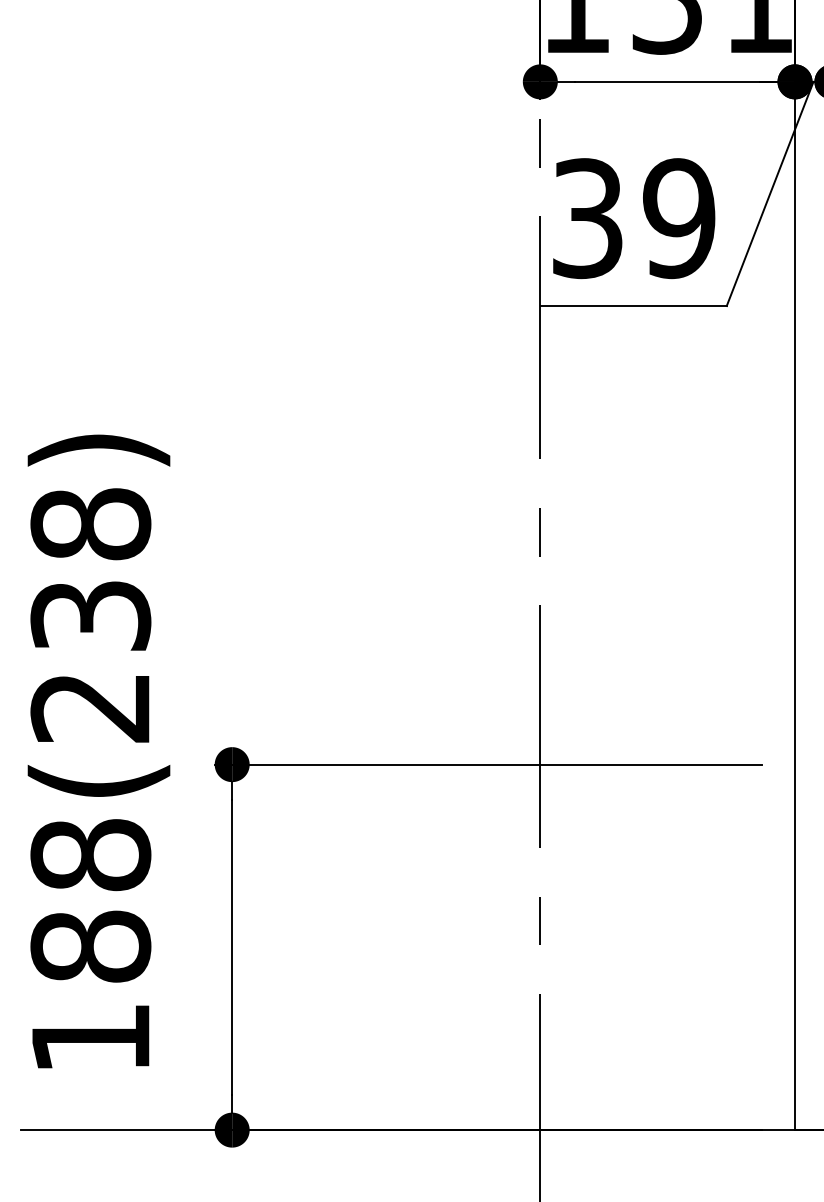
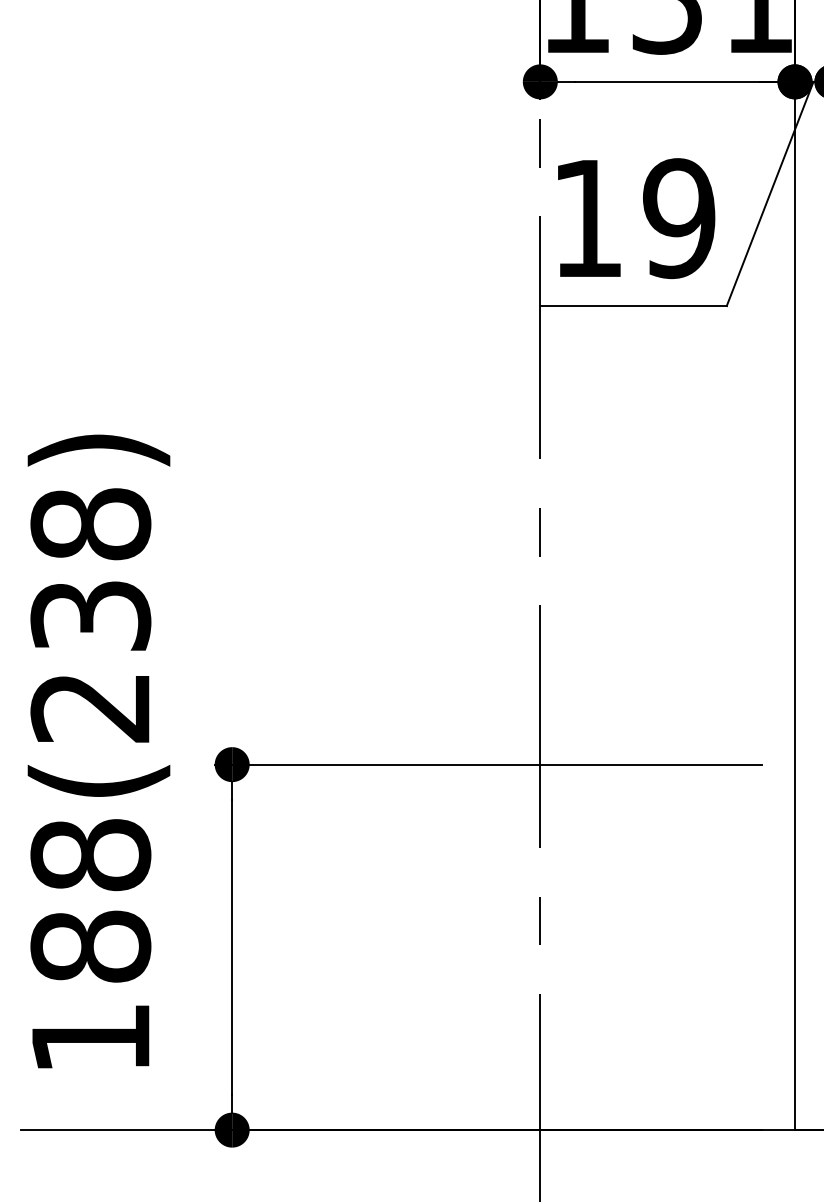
text: 39 -> 19 (587, 218)
